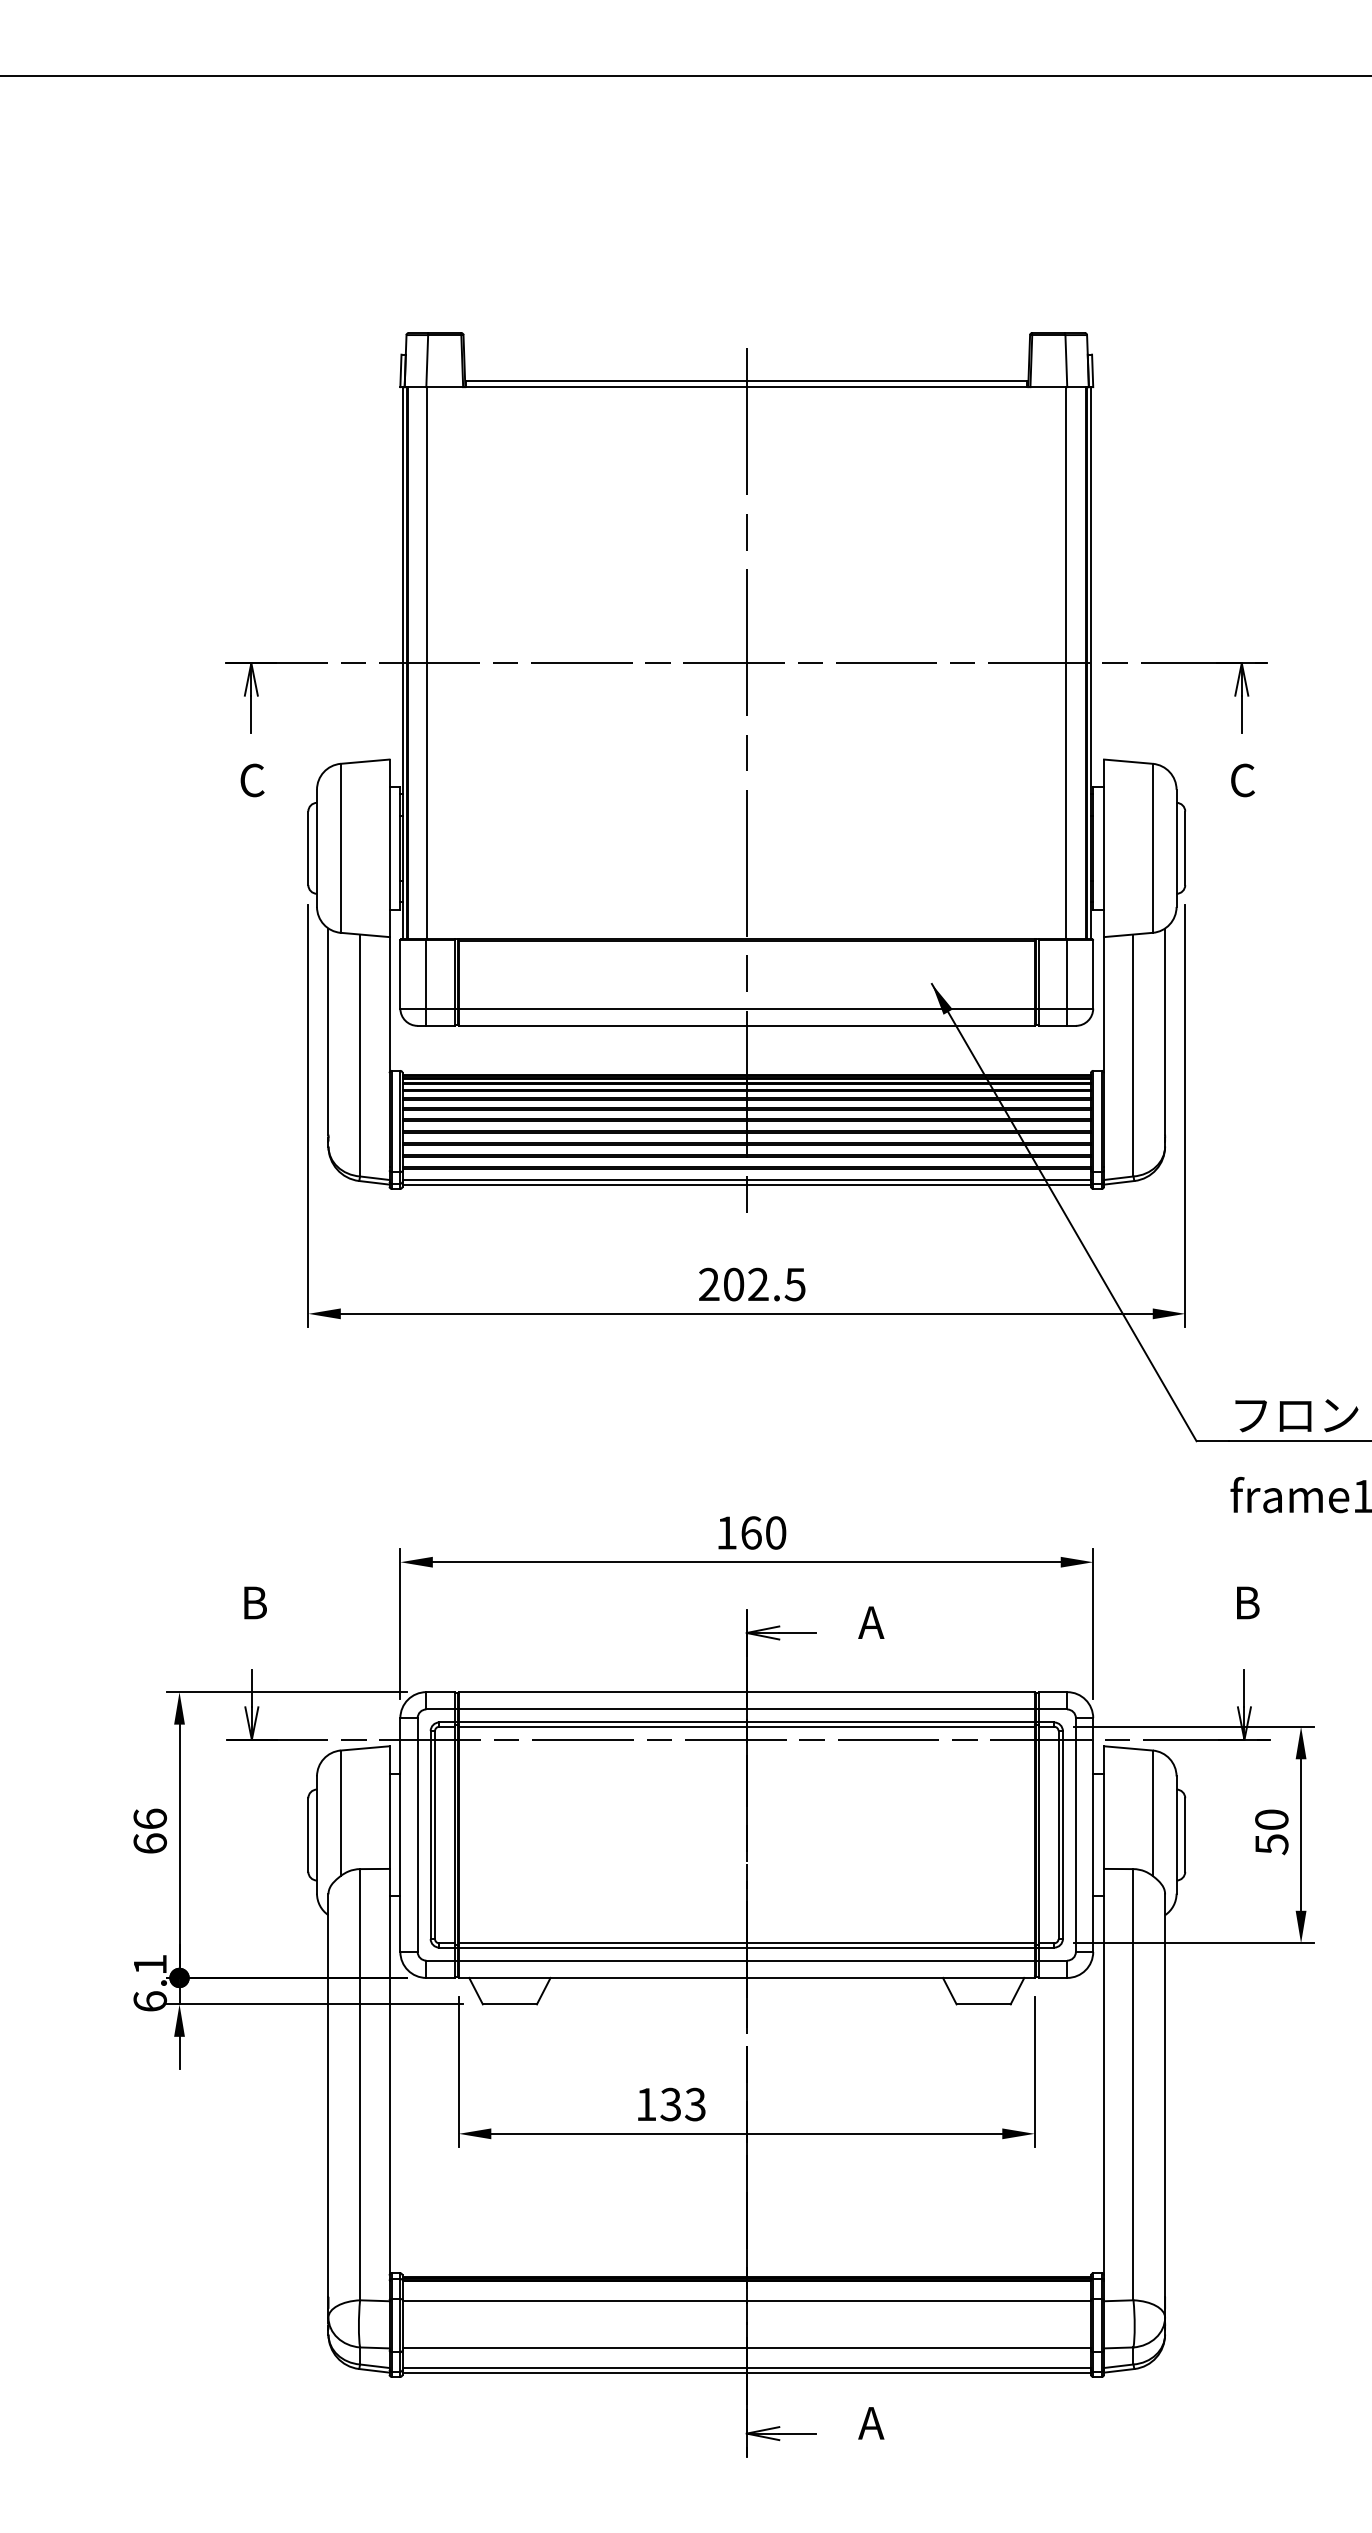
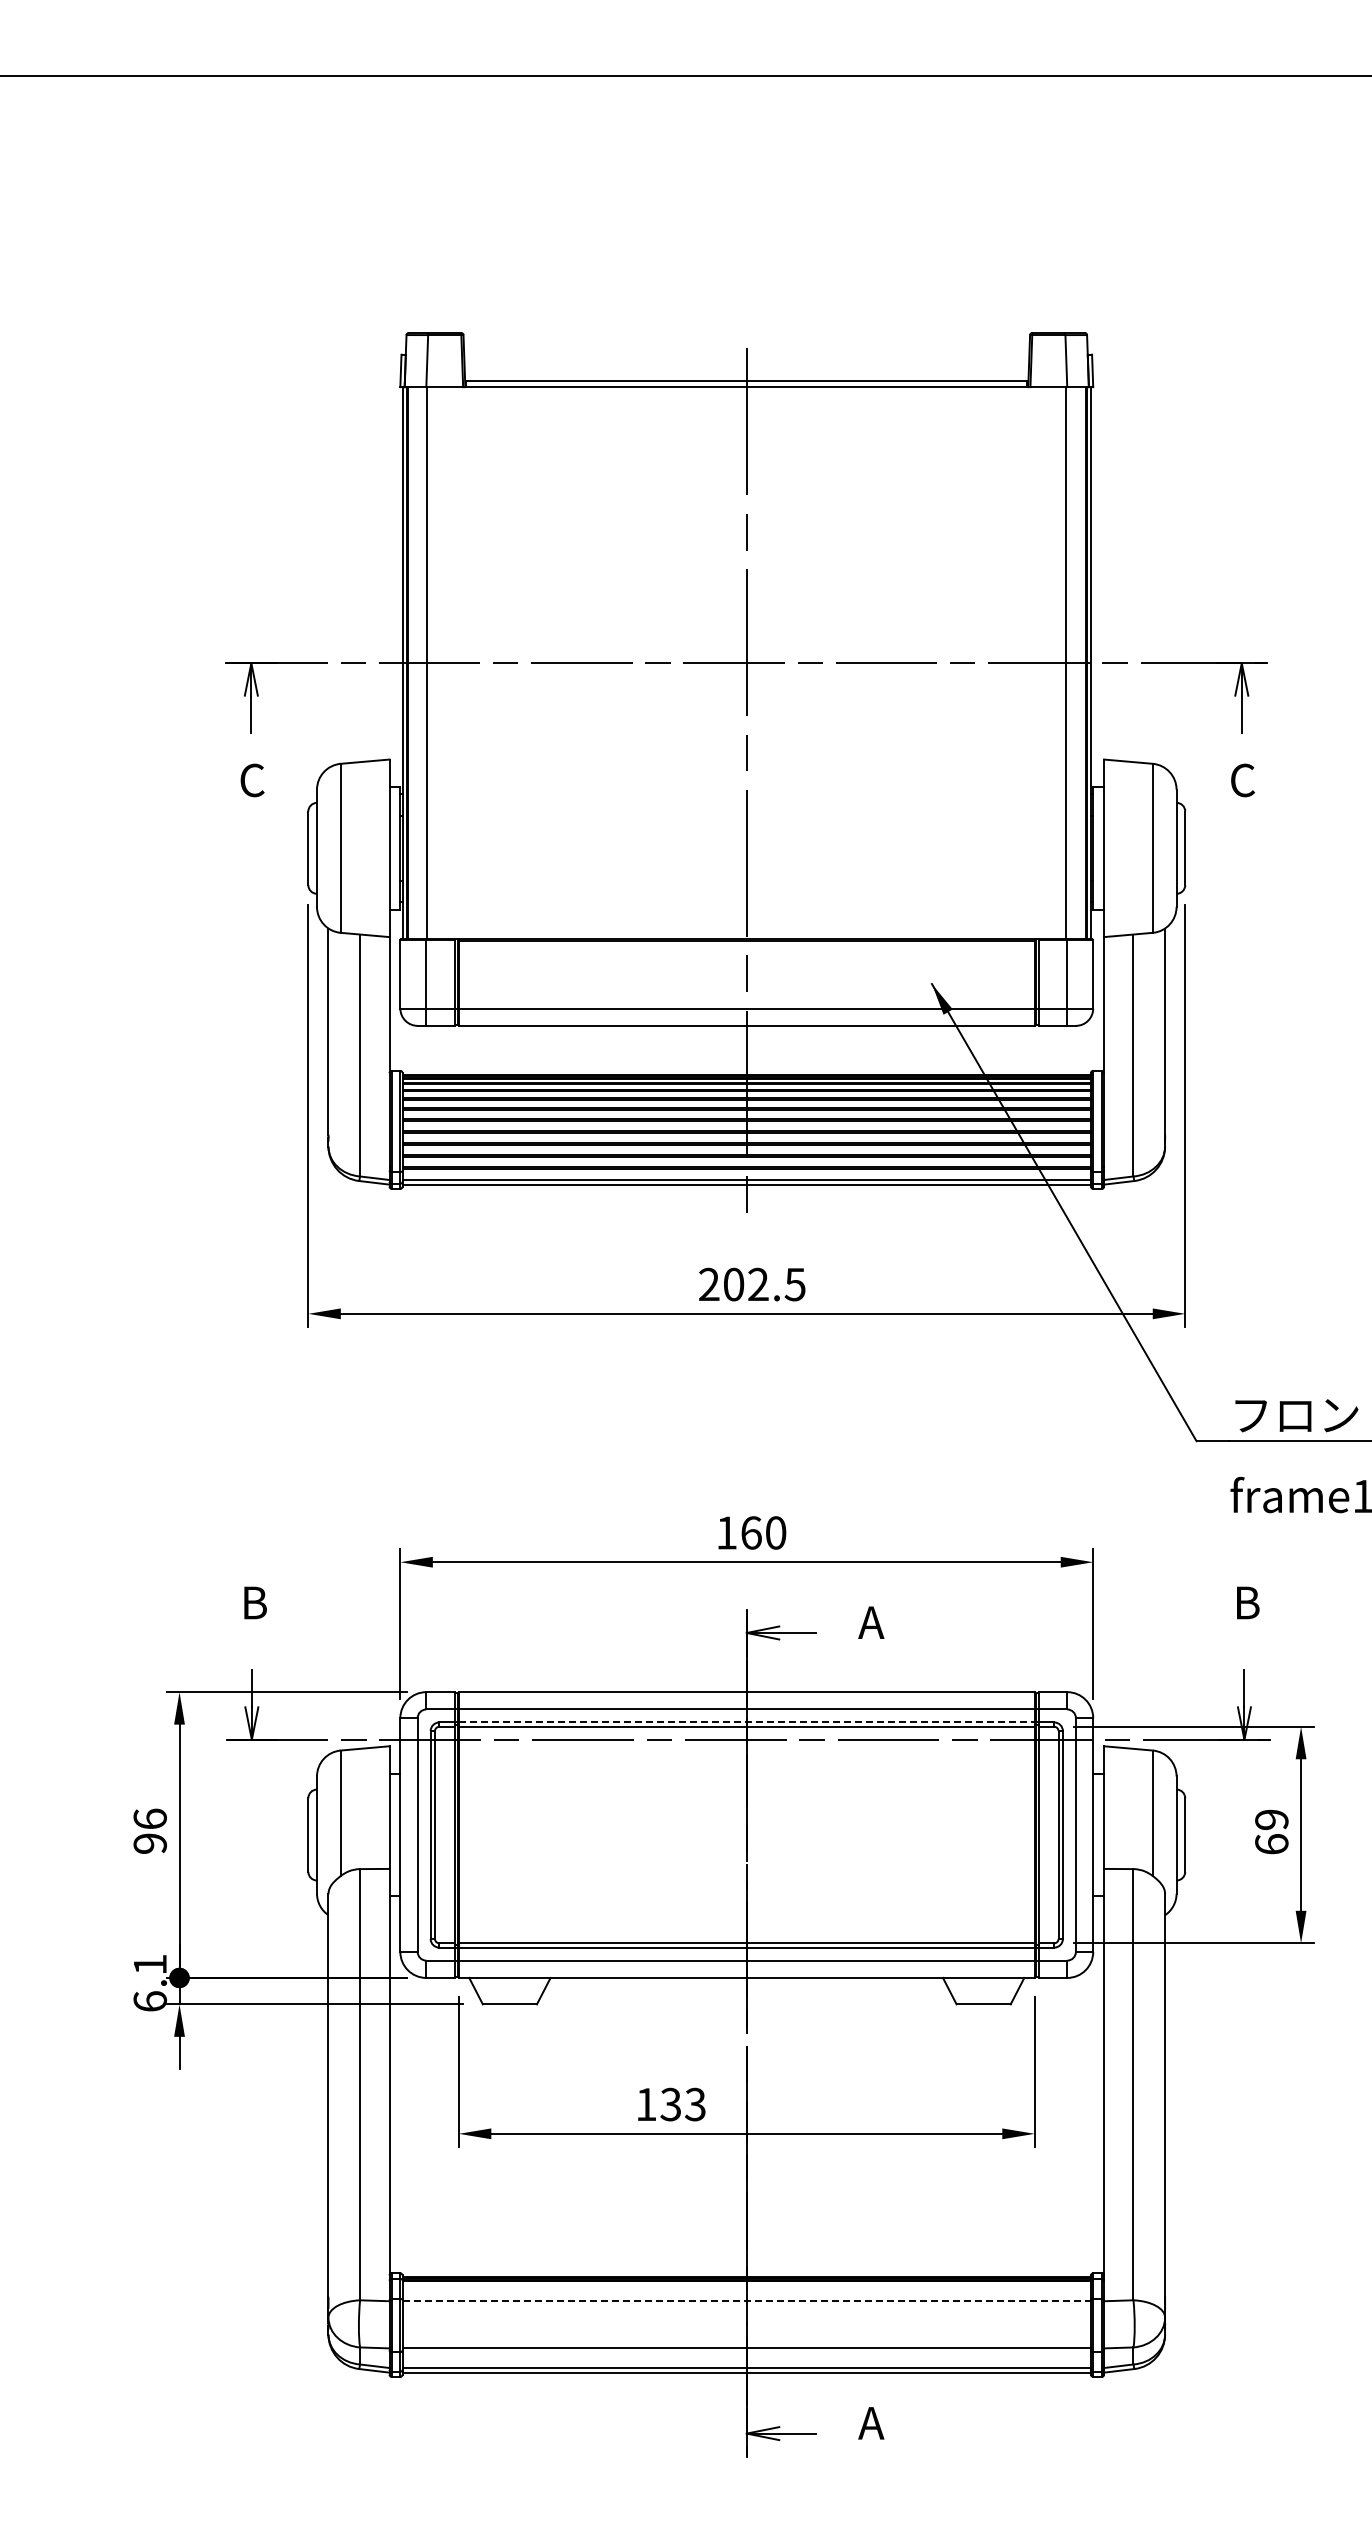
line: solid -> dashed (746, 1722)
text: 50 -> 69 (1271, 1832)
text: 66 -> 96 (150, 1843)
line: solid -> dashed (747, 2301)
